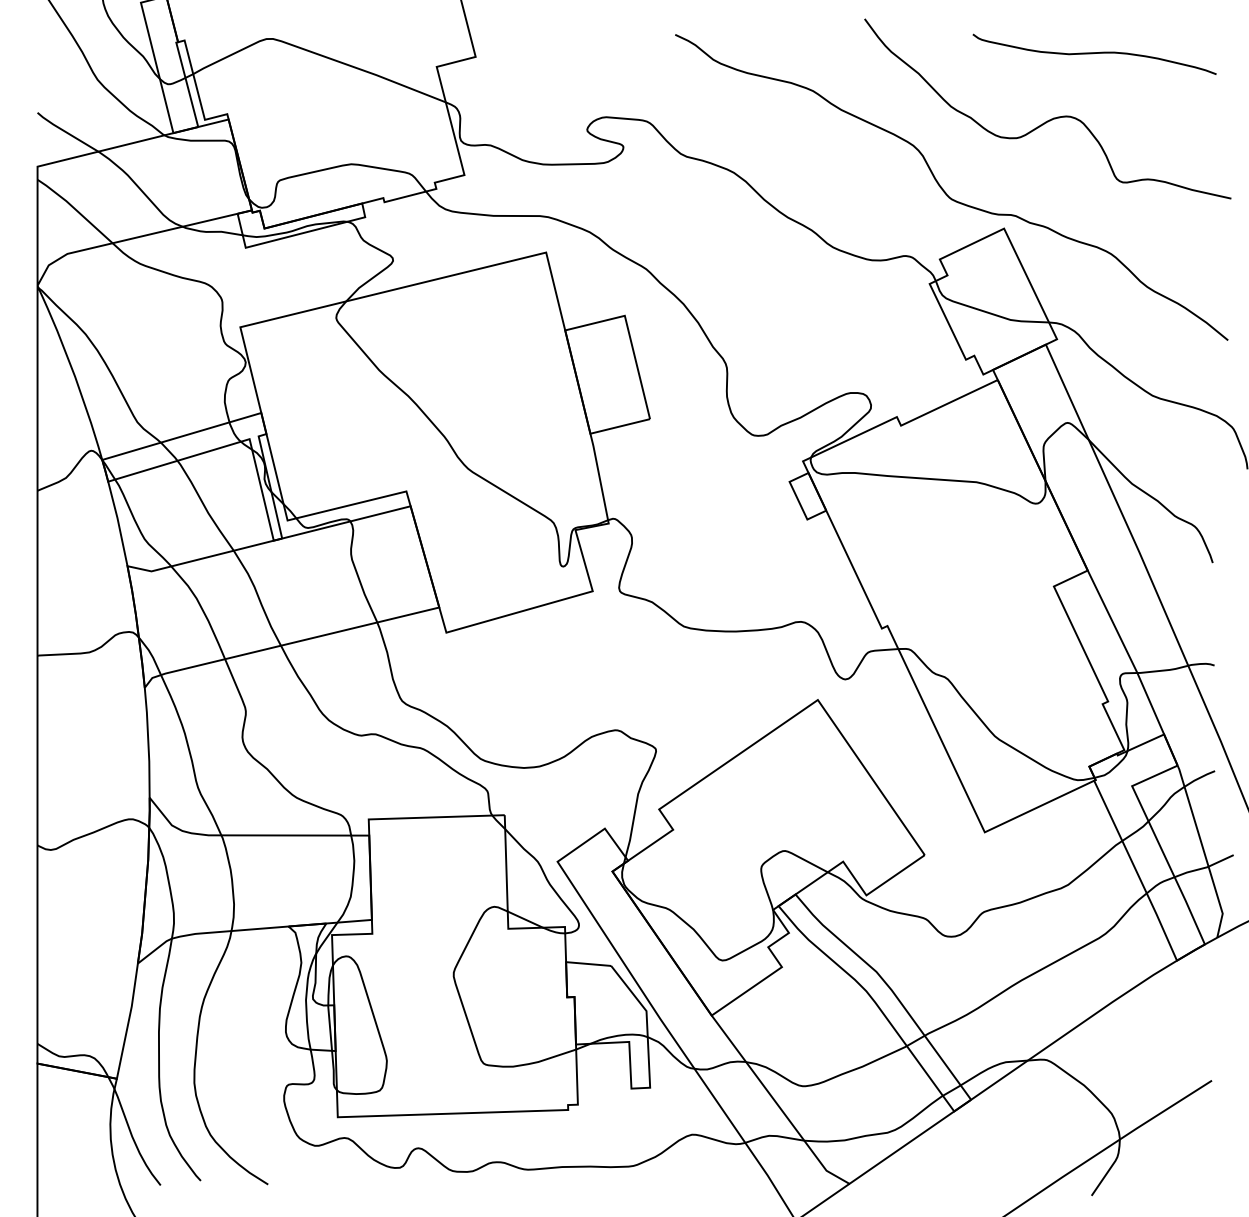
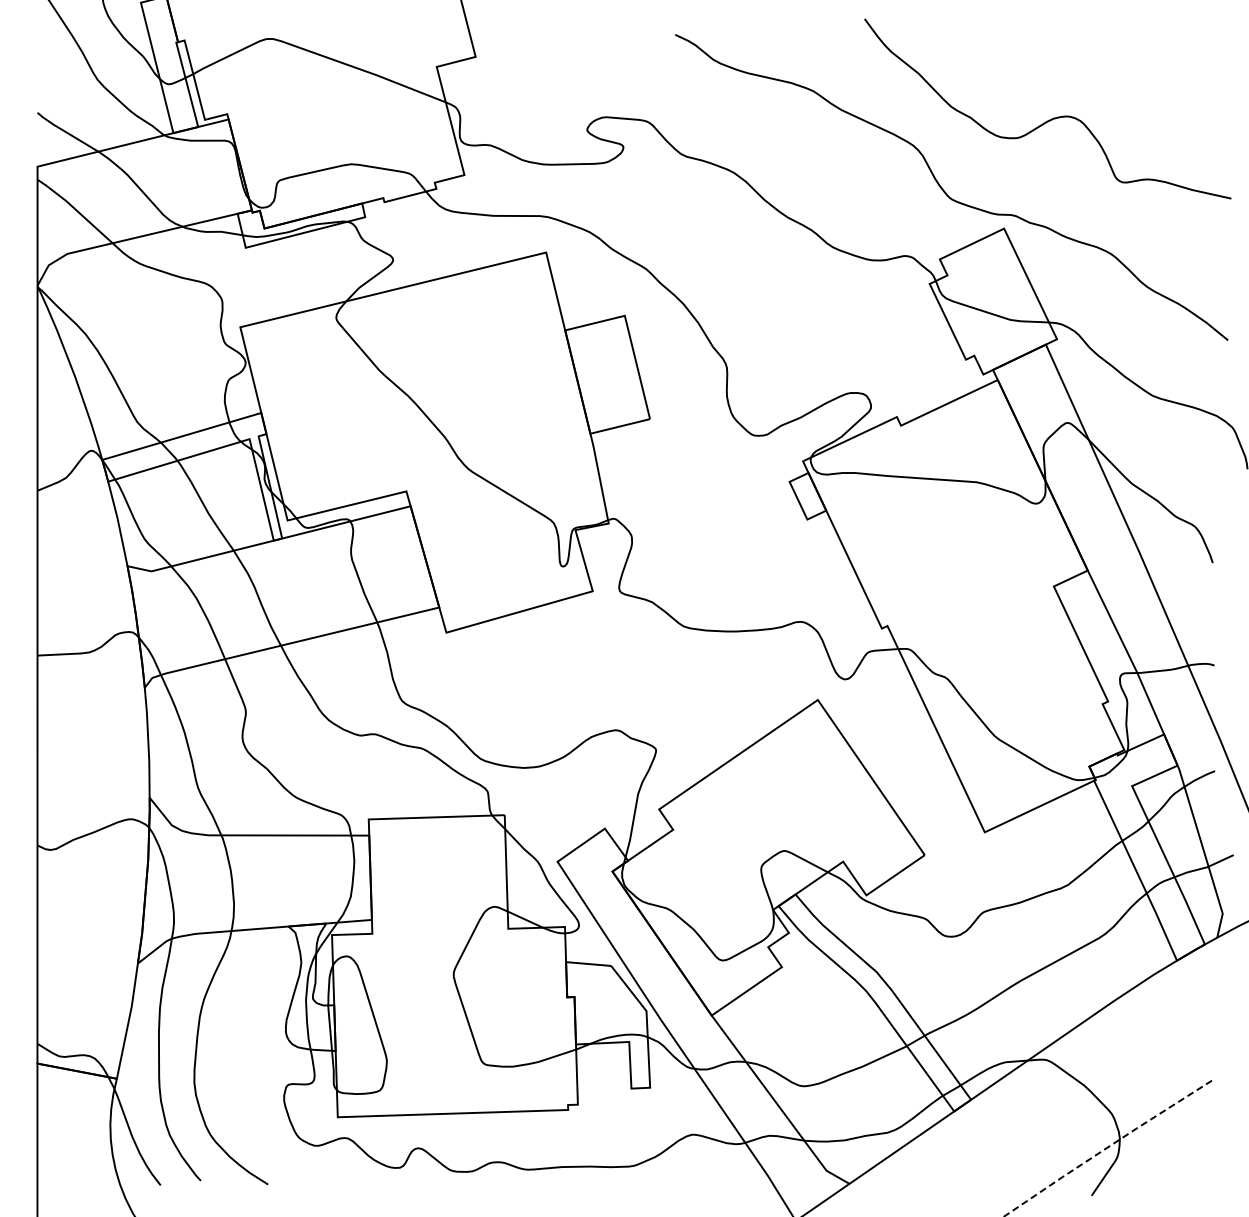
curve: present -> none (1094, 53)
line: solid -> dashed (1106, 1148)
